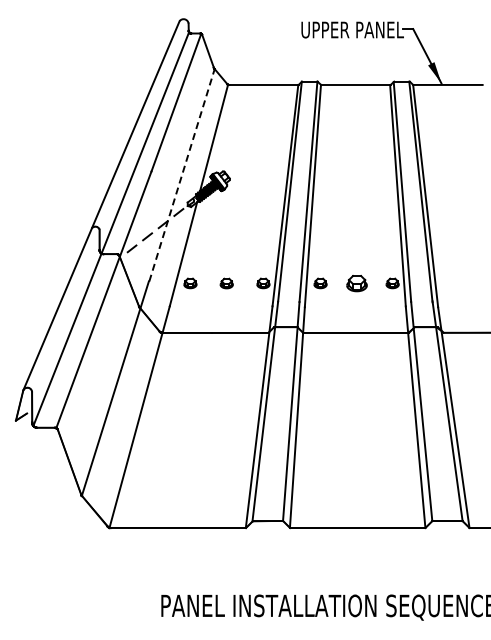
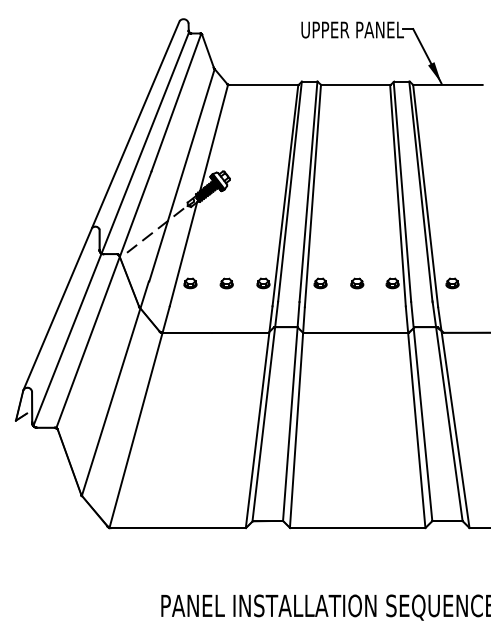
line: dashed -> solid (182, 174)
part size: 22x18 px -> 15x13 px (357, 283)
part: none -> present (452, 283)
